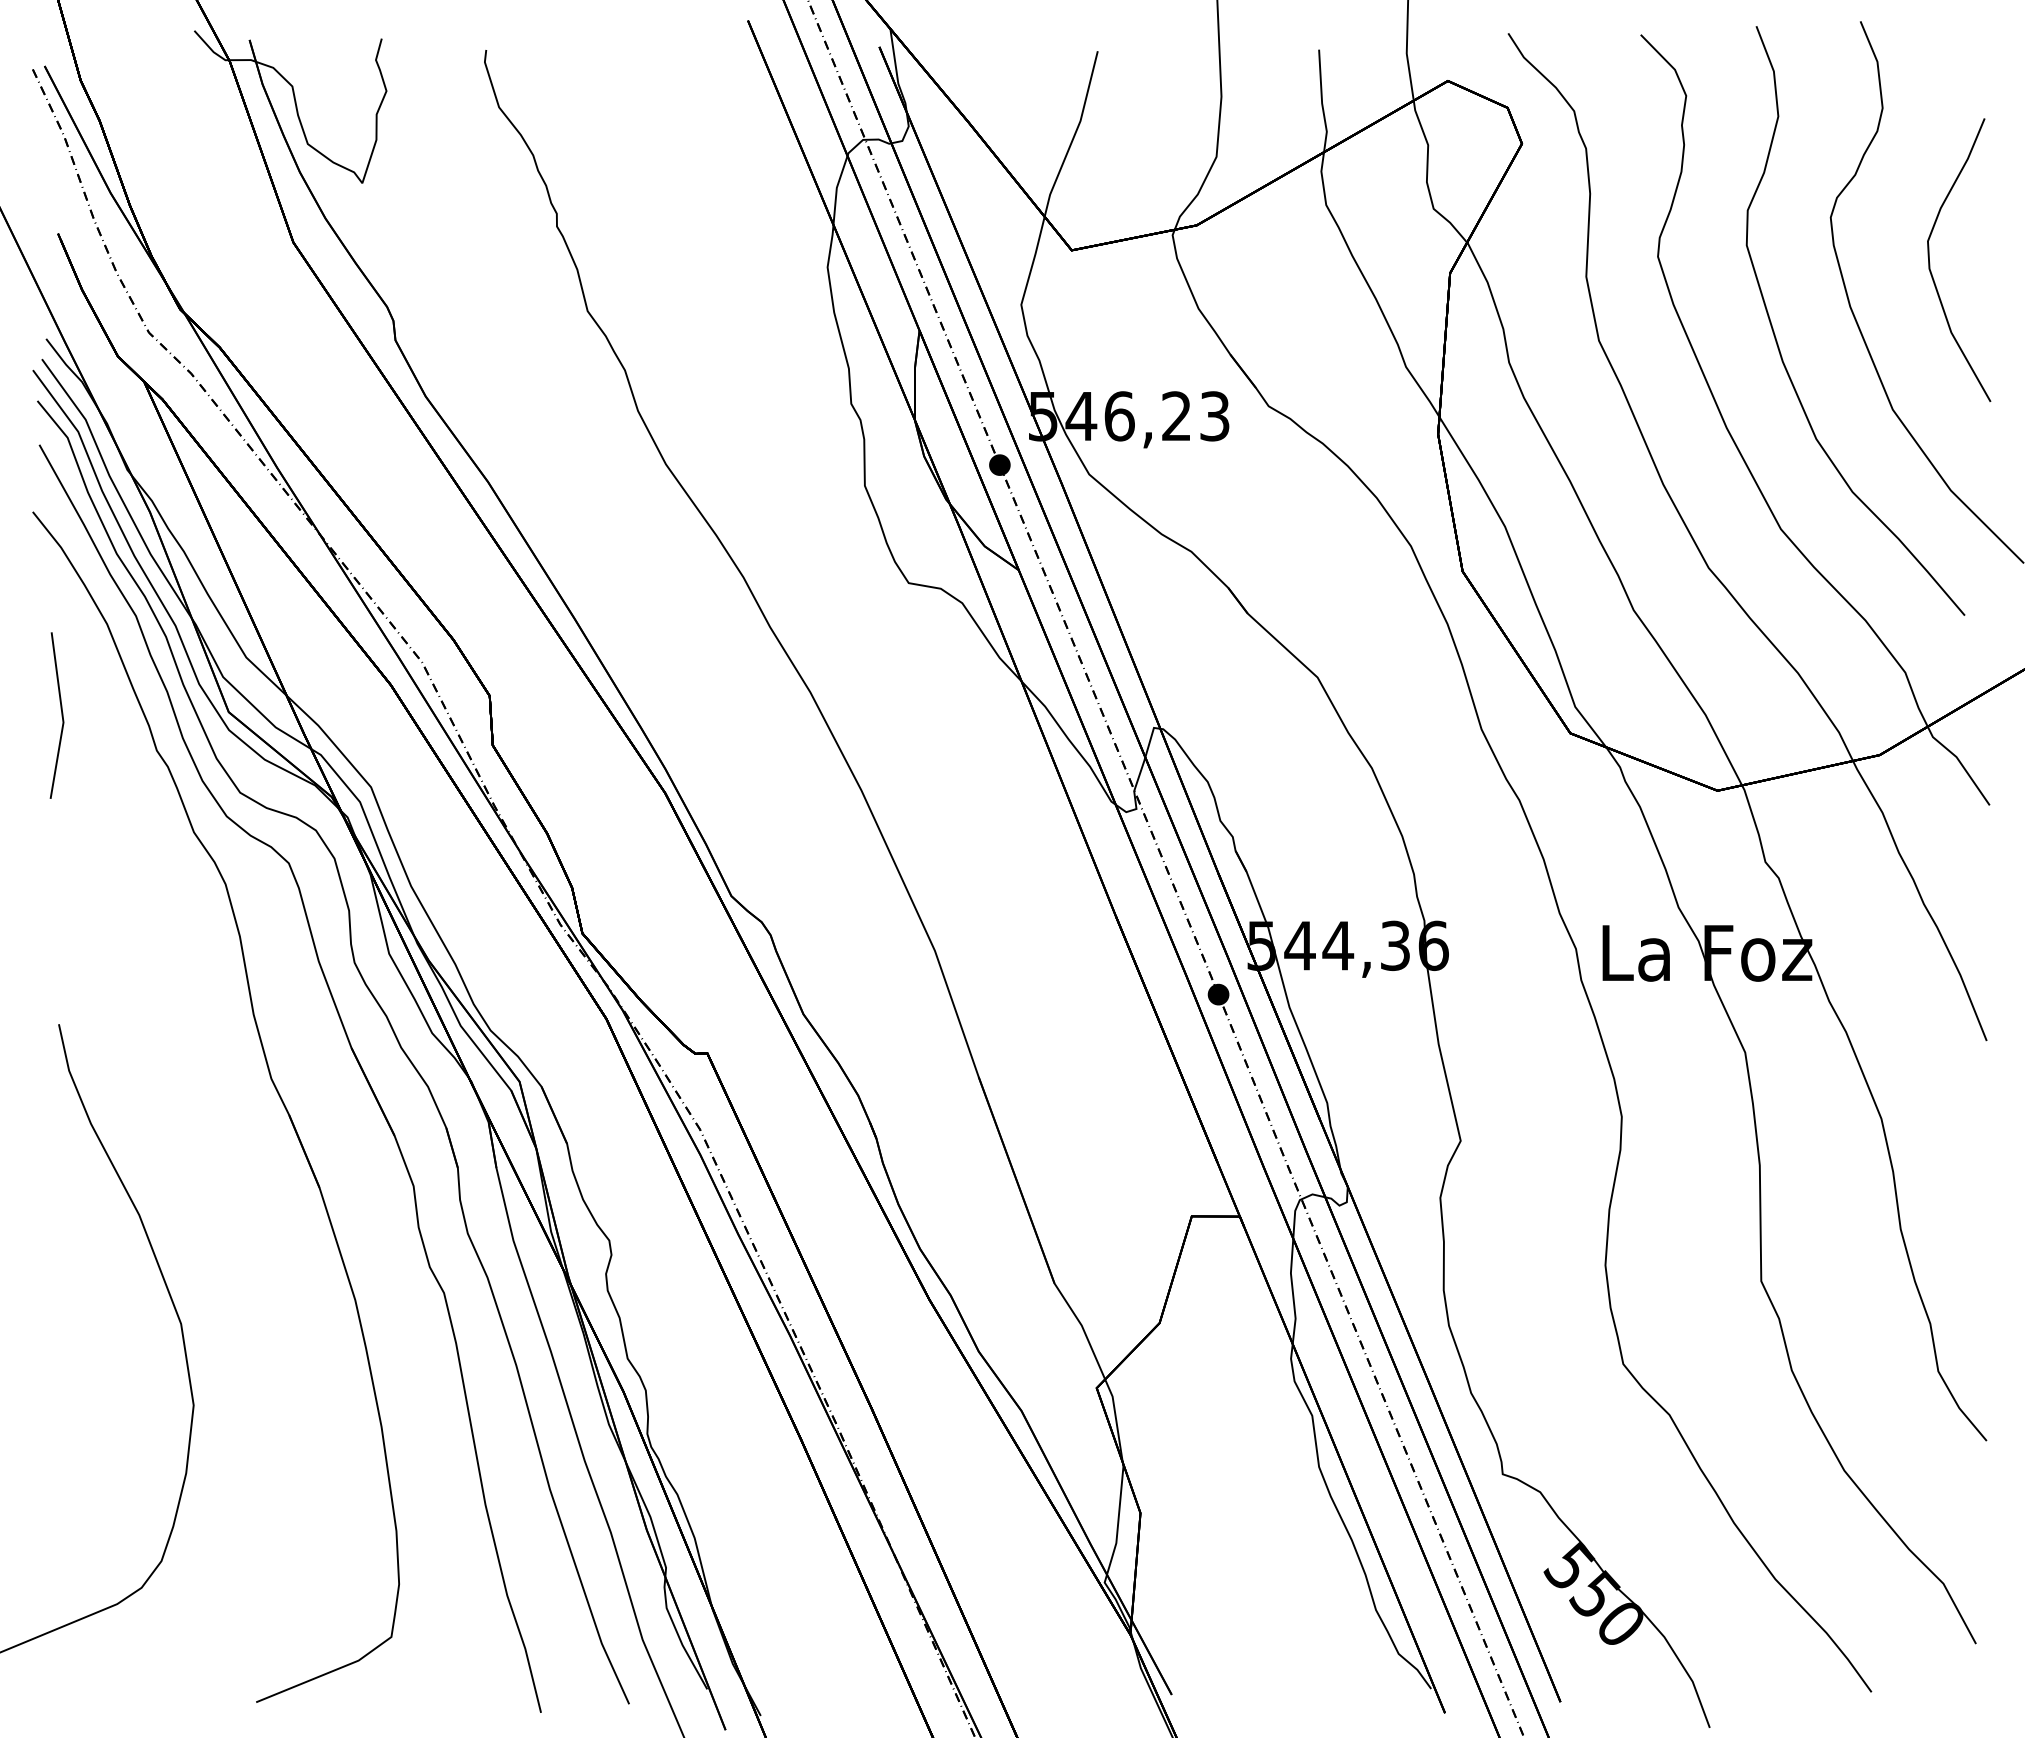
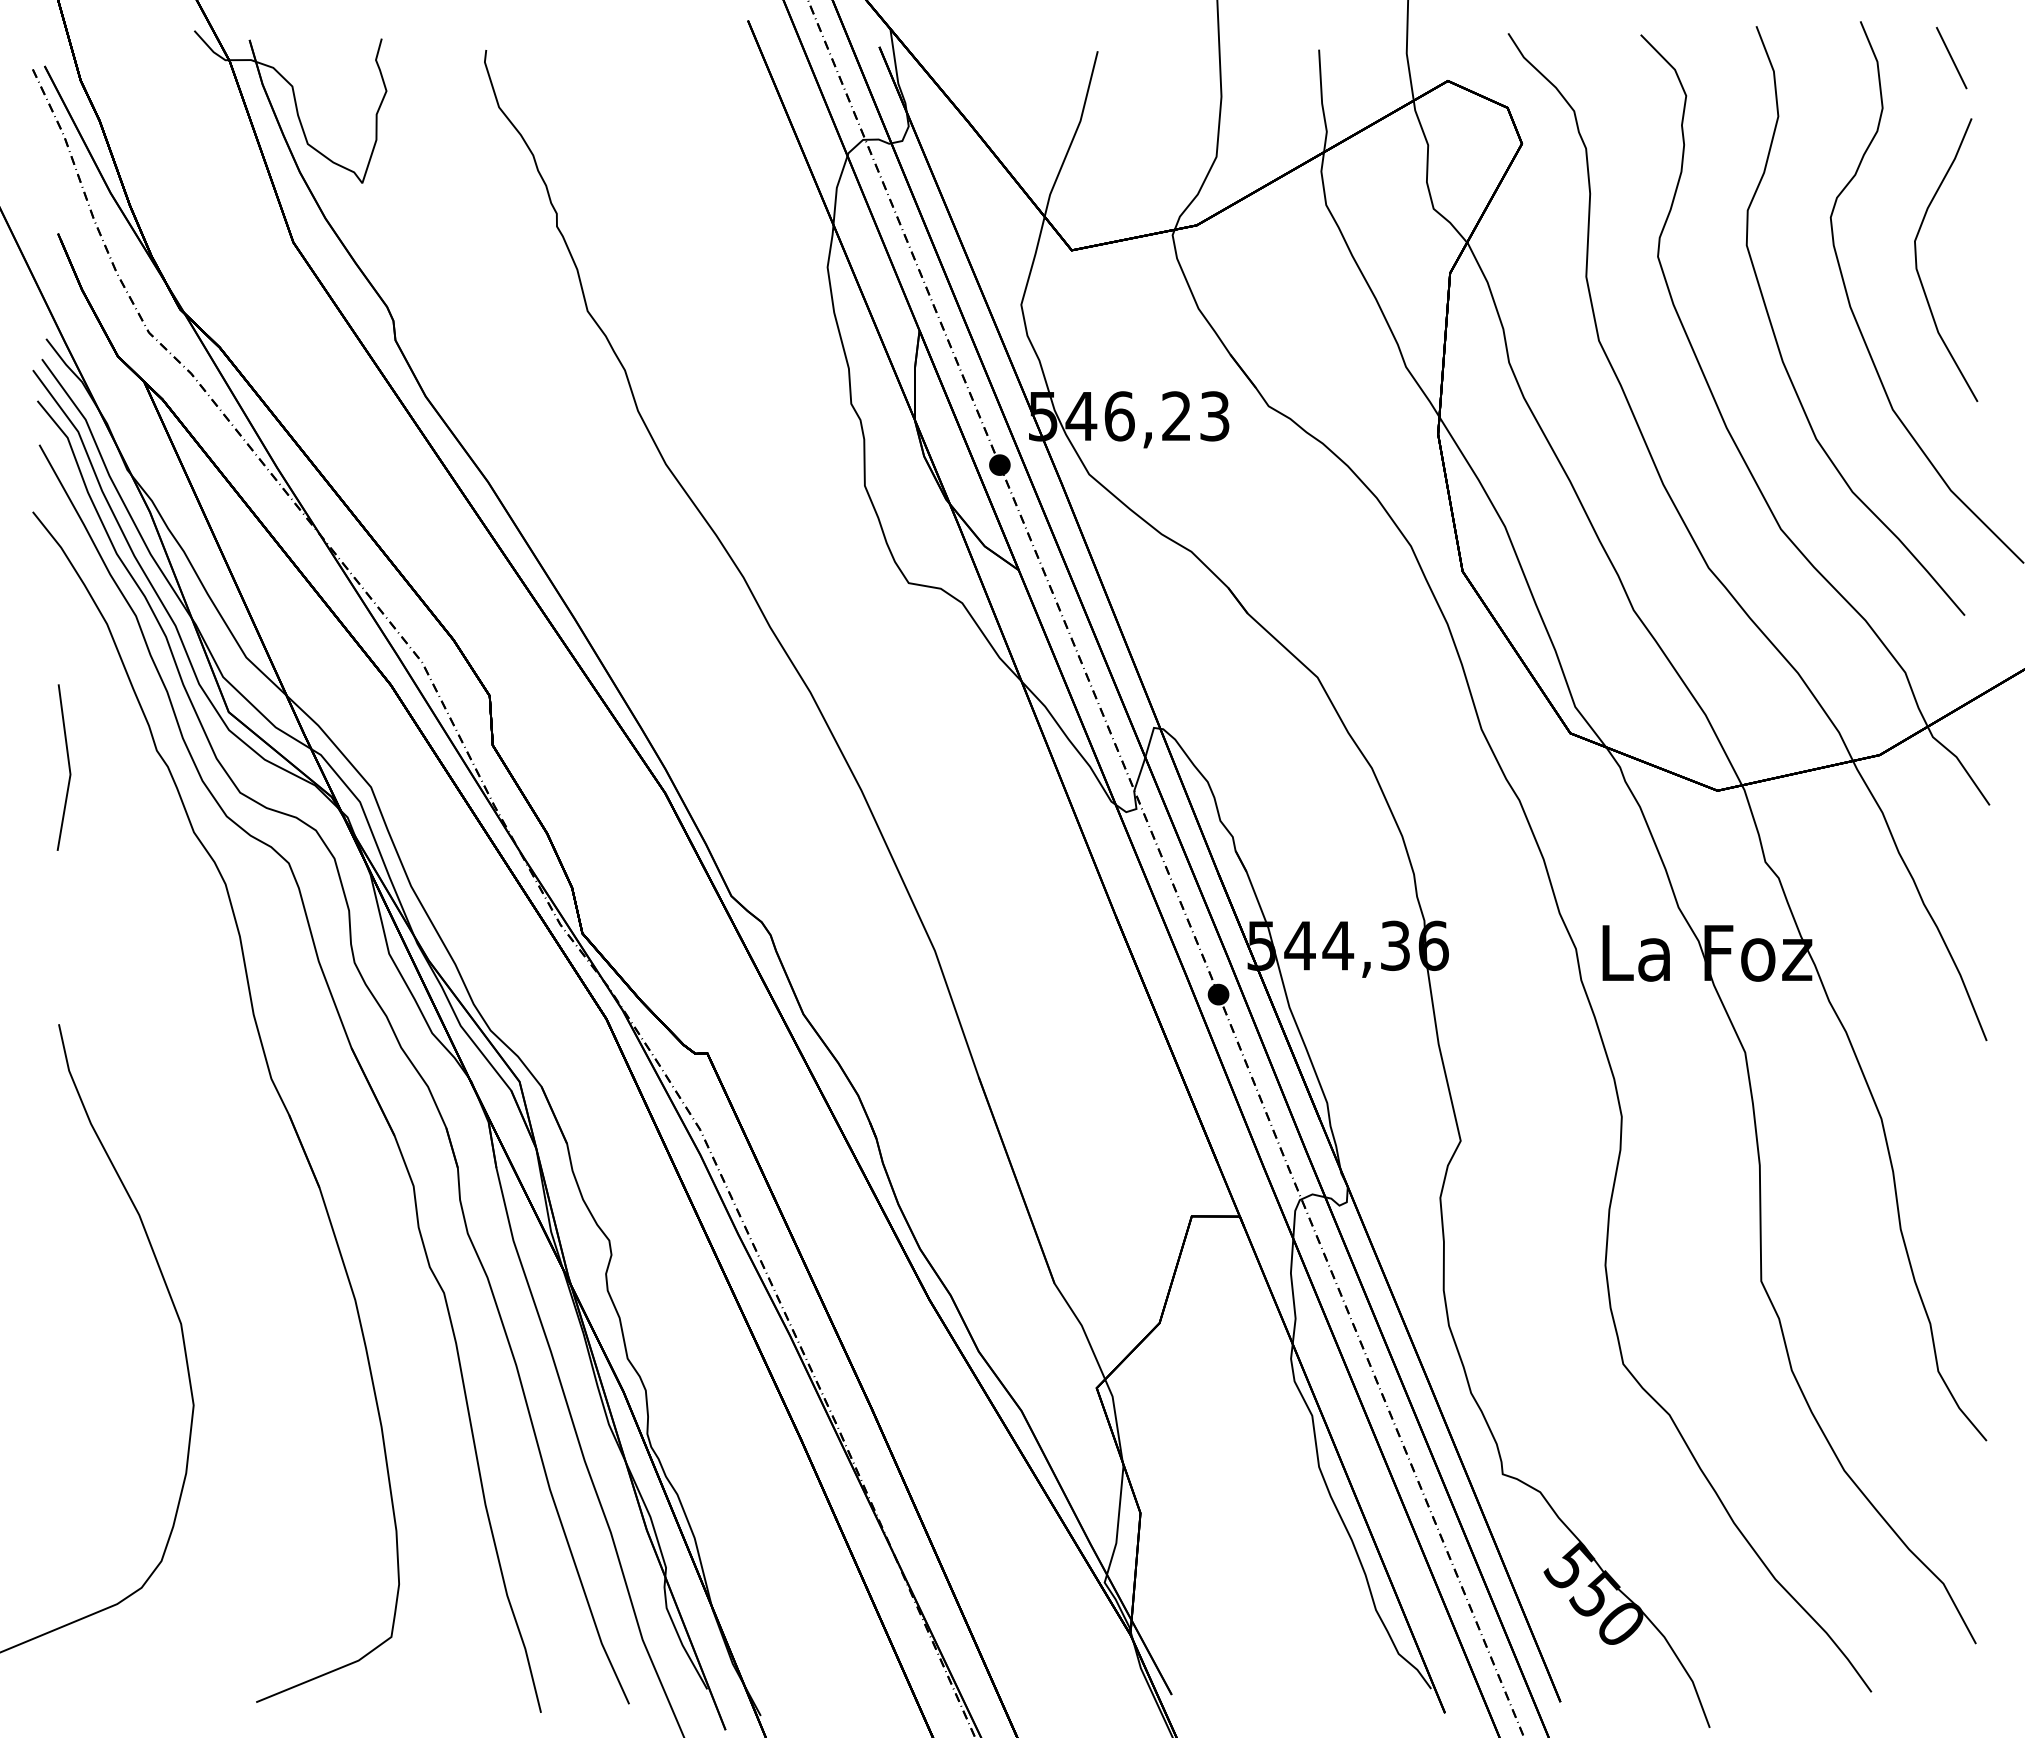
line: none -> present (1951, 58)
curve position: (1930, 263) -> (1917, 263) (1917, 263)
line position: (61, 715) -> (68, 767) (68, 767)
